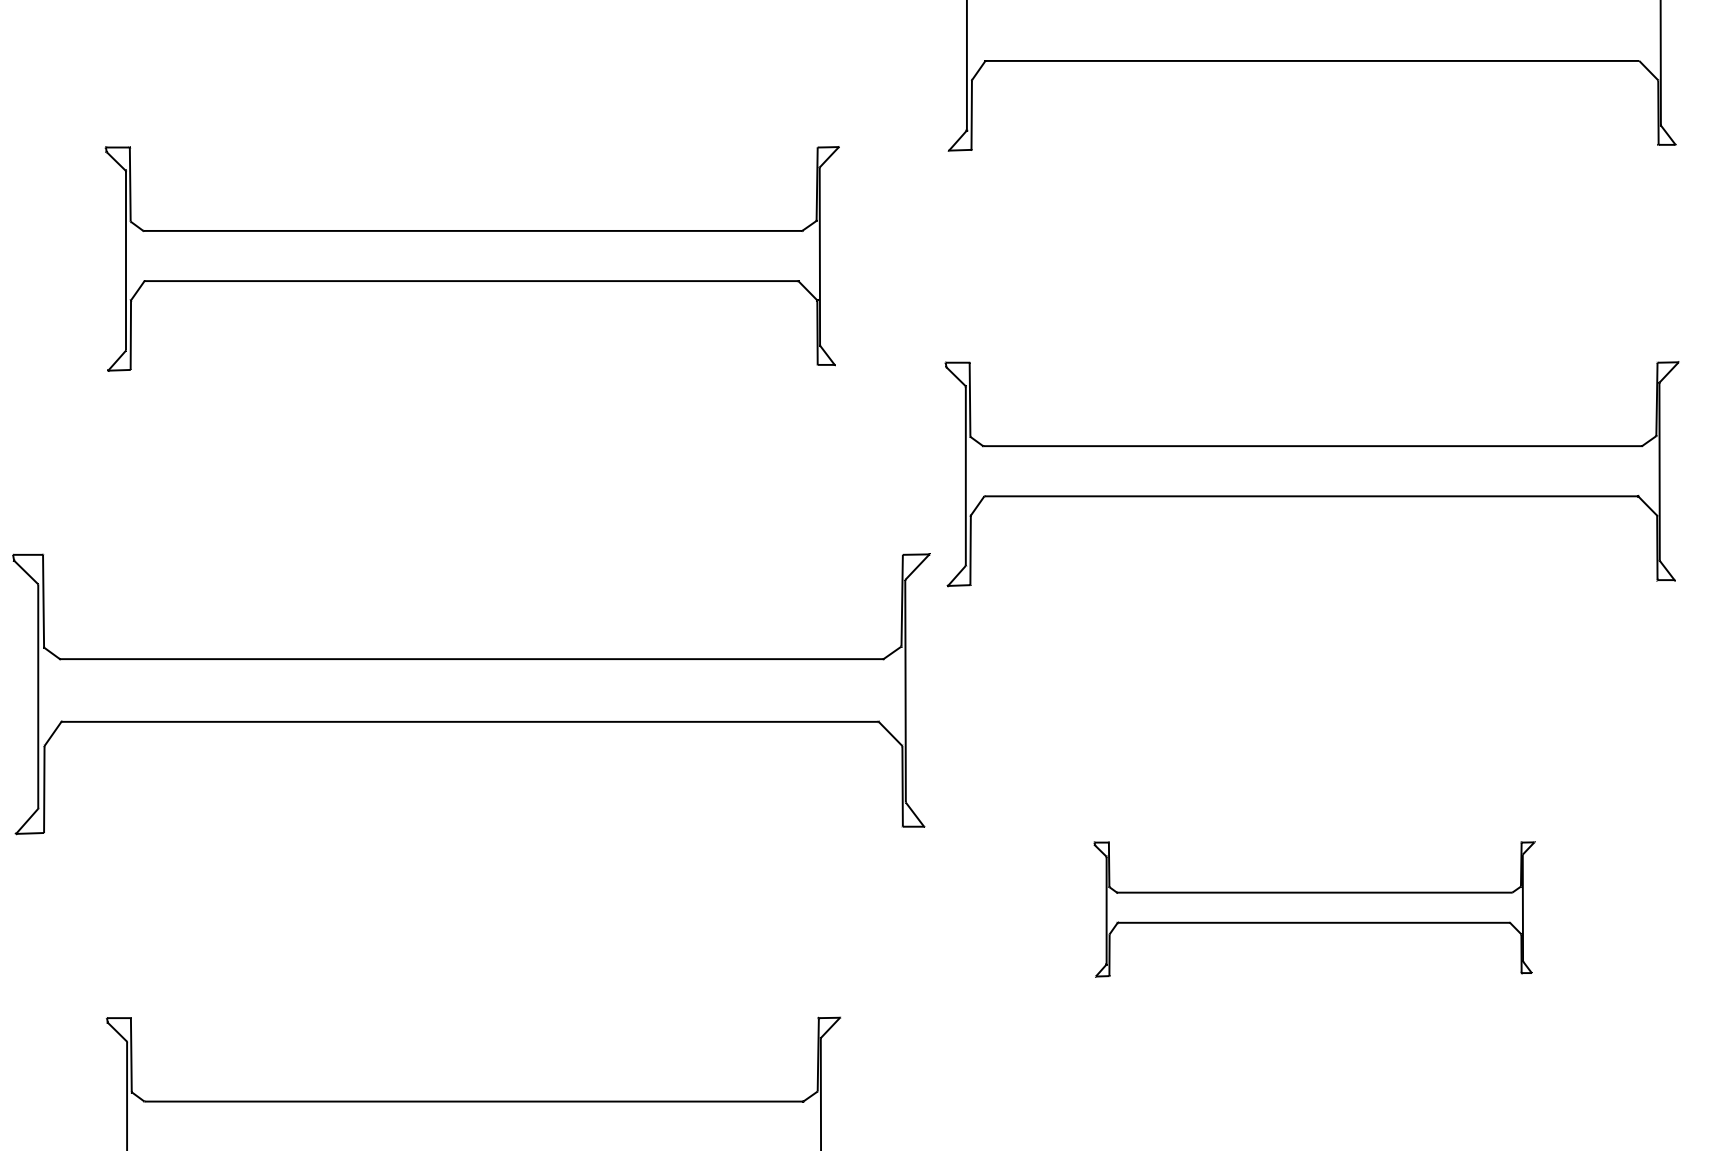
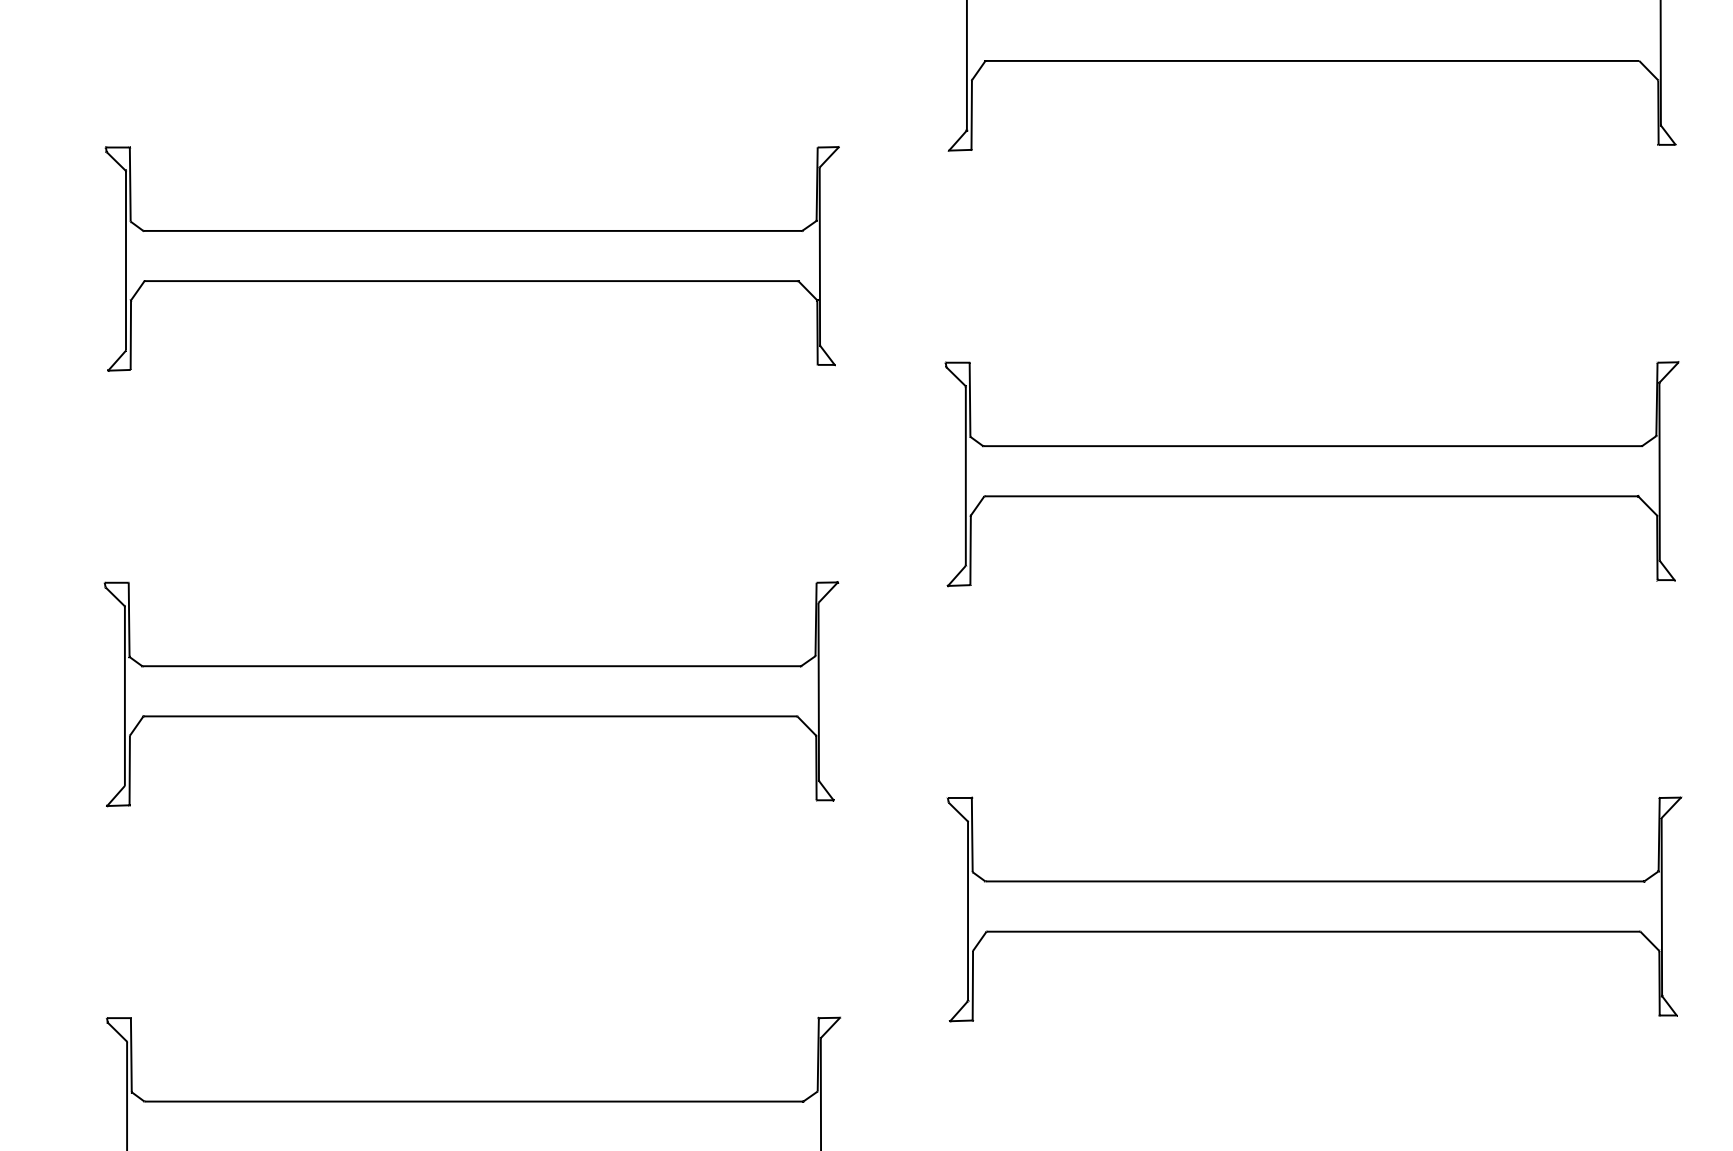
part size: 919x283 px -> 737x227 px (471, 694)
part size: 443x137 px -> 737x227 px (1314, 909)
